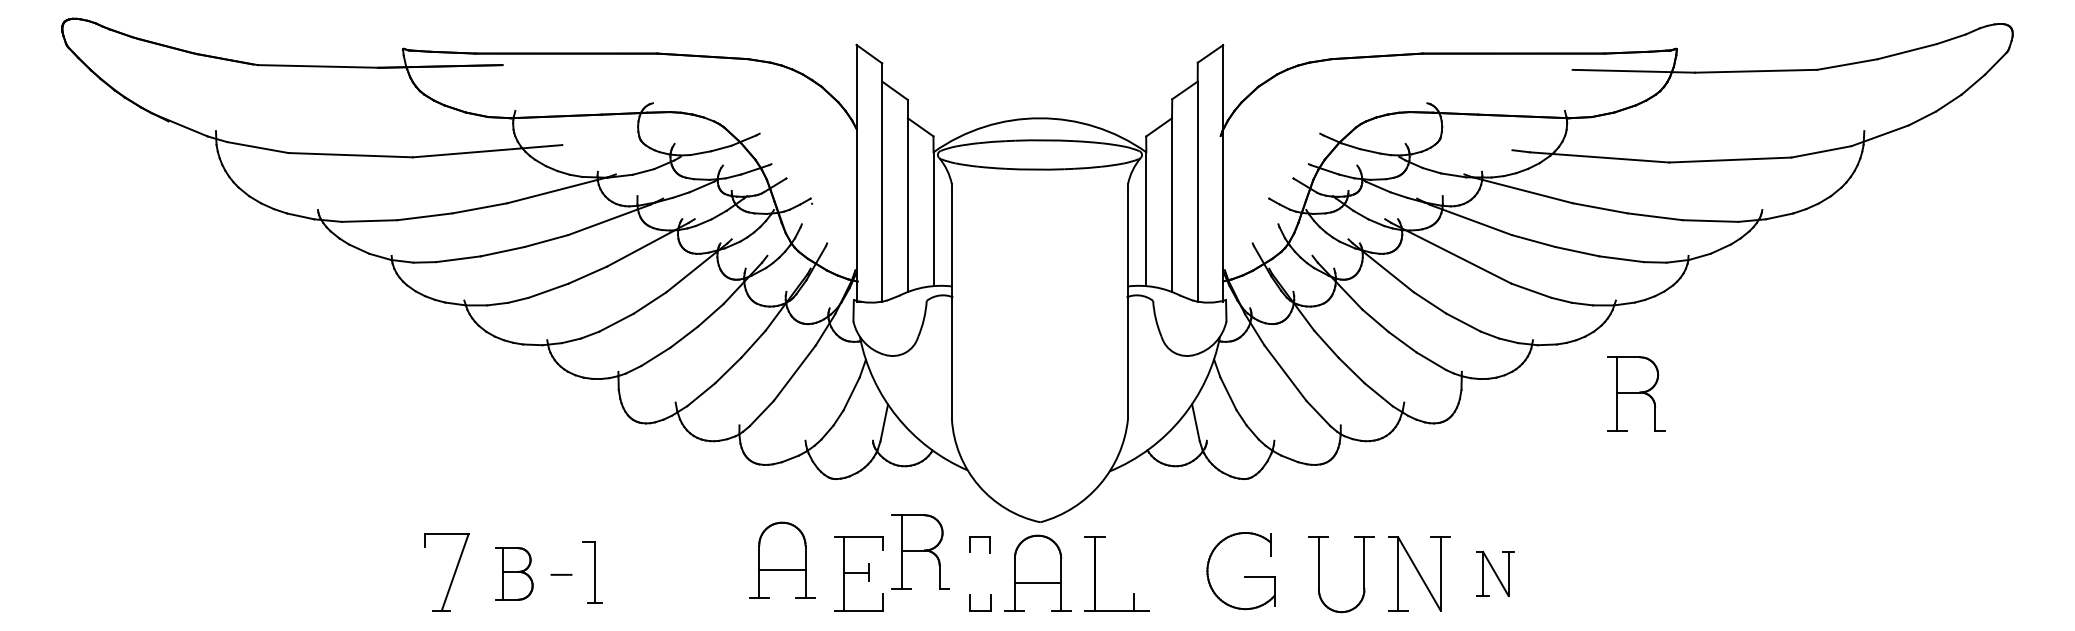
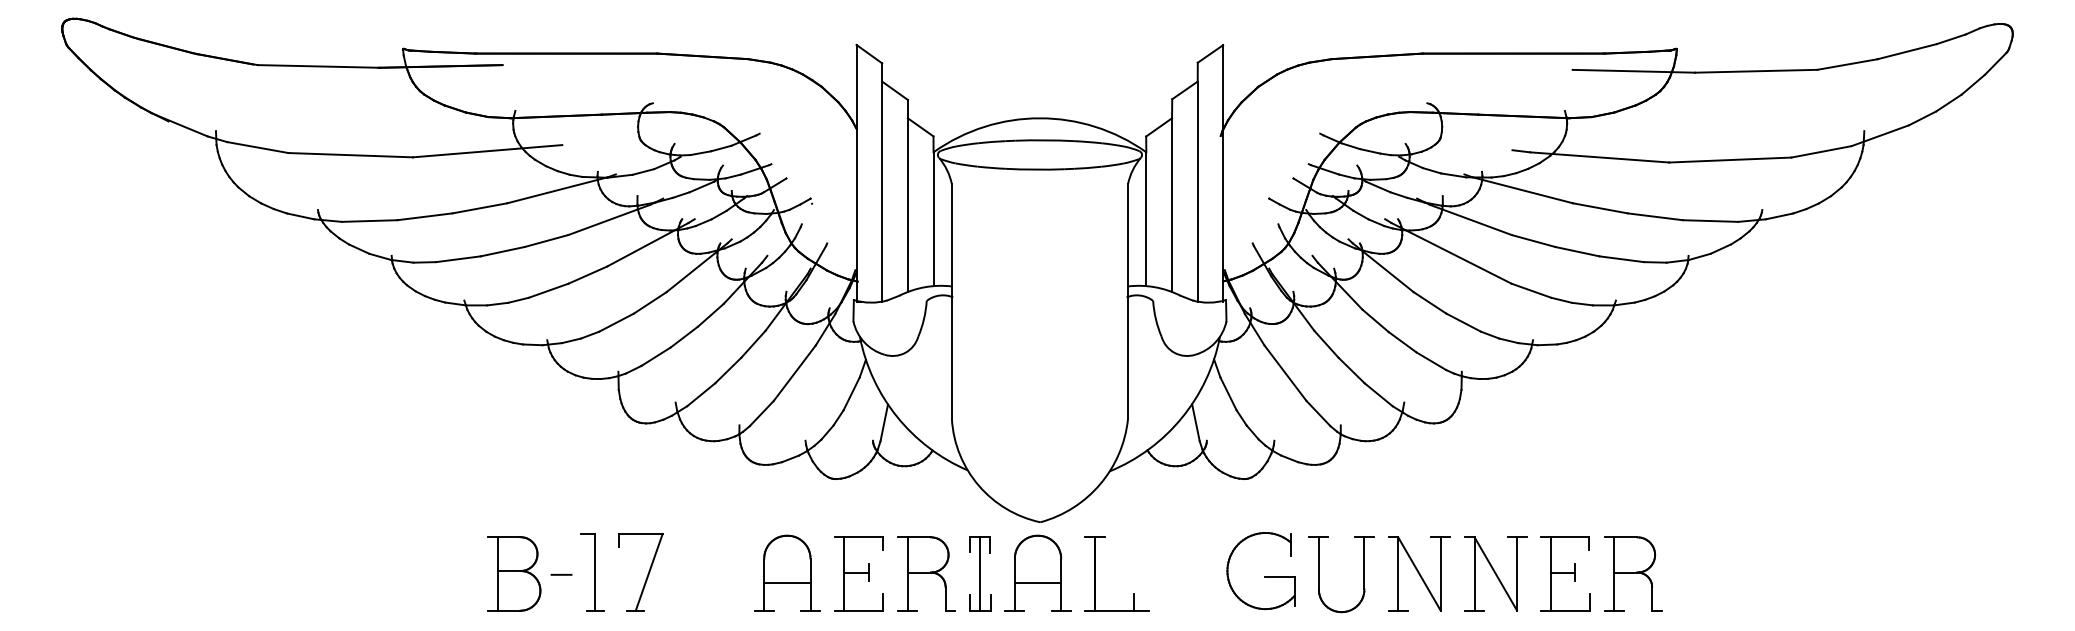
part position: (1636, 393) -> (1633, 573) (1633, 573)
part position: (920, 551) -> (926, 573) (926, 573)
part position: (782, 559) -> (787, 572) (787, 572)
part size: 21x63 px -> 25x79 px (592, 572)
part position: (453, 573) -> (647, 573) (647, 573)
part size: 39x54 px -> 55x76 px (514, 573)
line: none -> present (980, 573)
part size: 39x48 px -> 64x76 px (1495, 573)
part: none -> present (1565, 573)
part position: (1244, 576) -> (1264, 576) (1264, 576)
